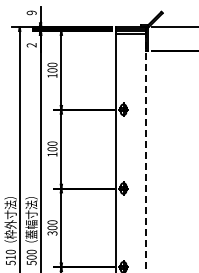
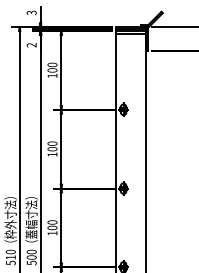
text: 9 -> 3 (31, 12)
line: dashed -> solid (145, 152)
text: 300 -> 100 (52, 233)
